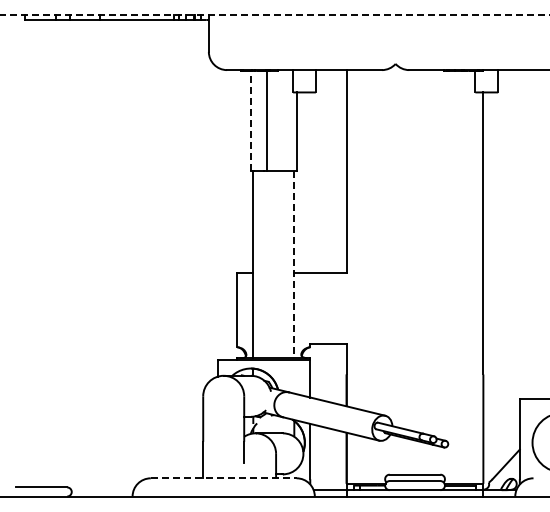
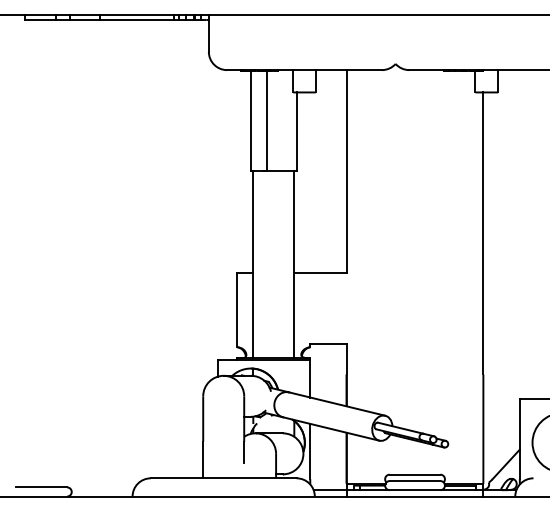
line: dashed -> solid (274, 15)
line: dashed -> solid (251, 120)
line: dashed -> solid (294, 265)
line: dashed -> solid (223, 478)
